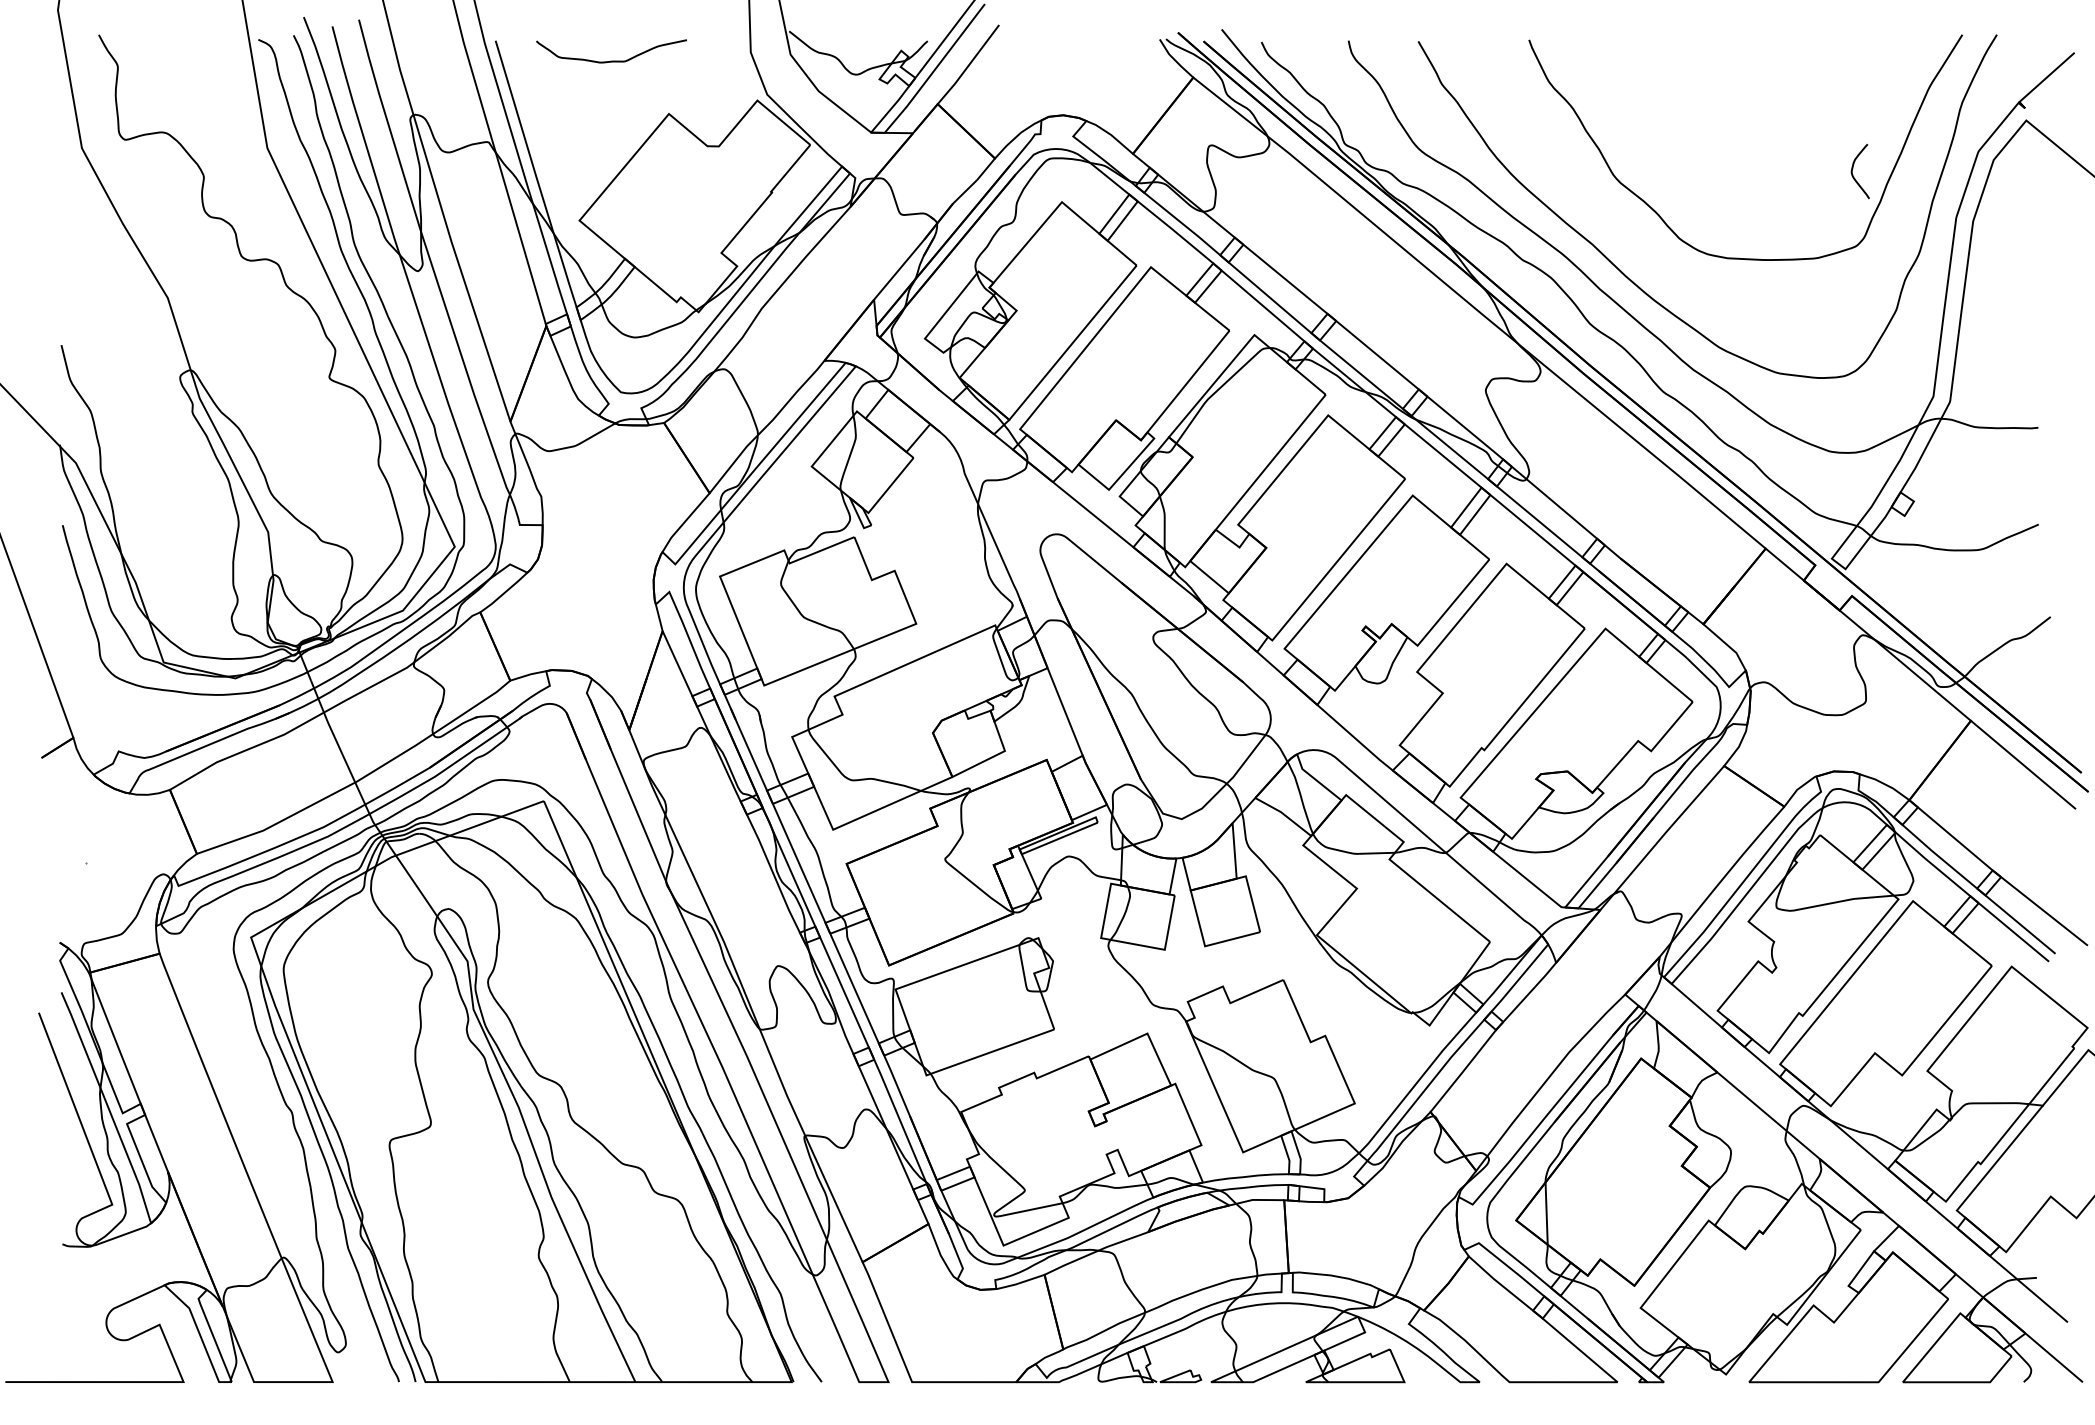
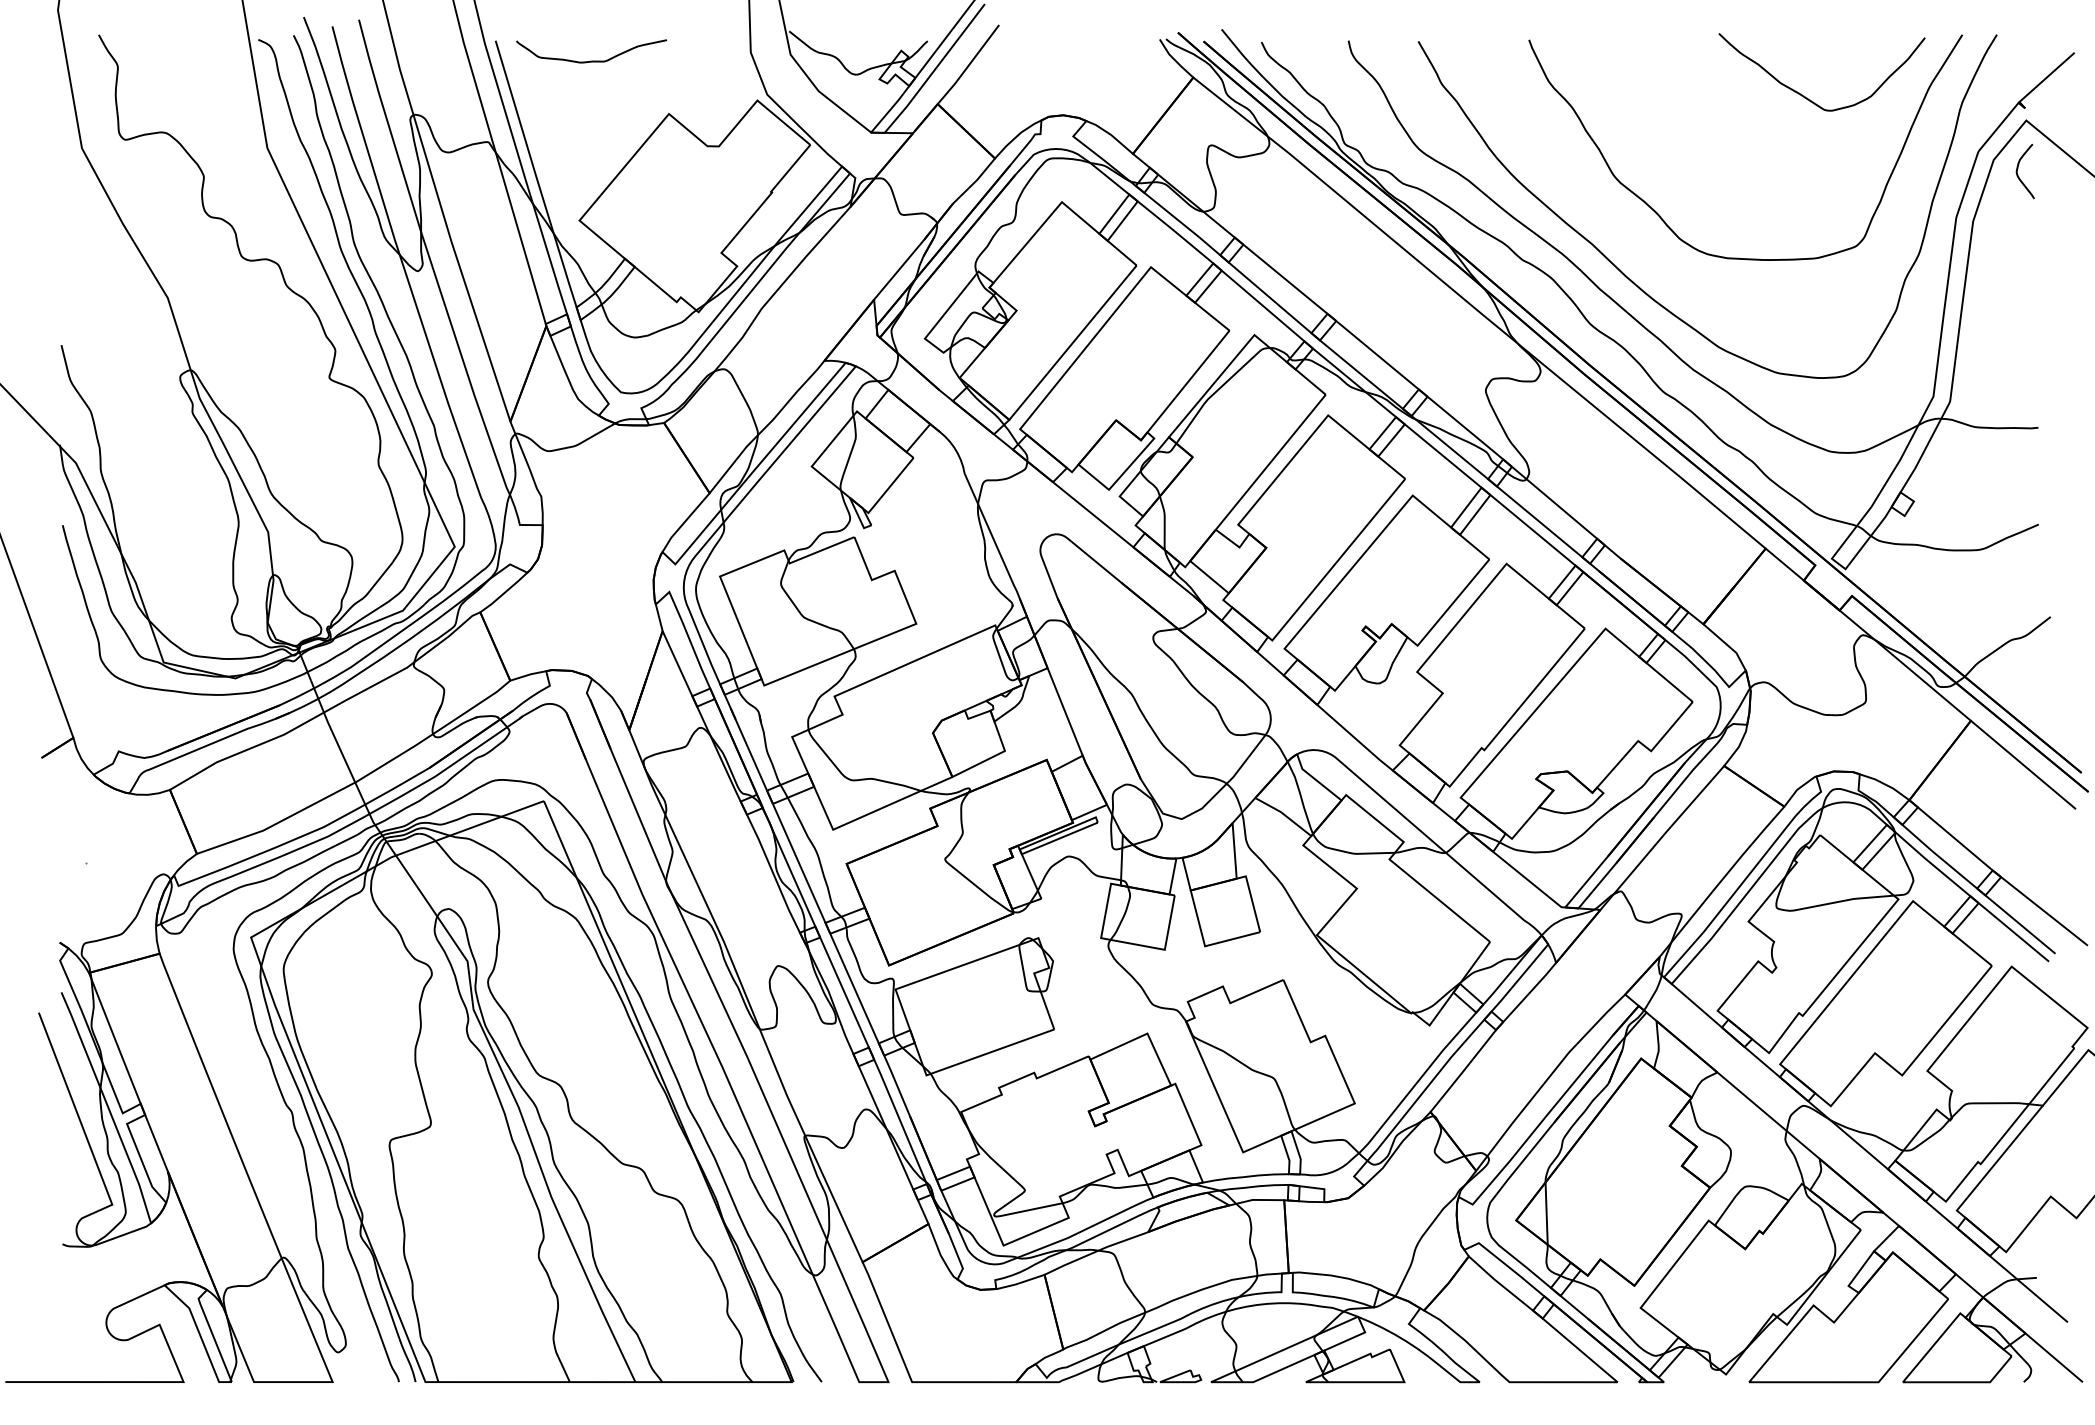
curve position: (611, 60) -> (591, 60) (591, 60)
curve: none -> present (1807, 97)
curve position: (1853, 168) -> (2018, 168) (2018, 168)
